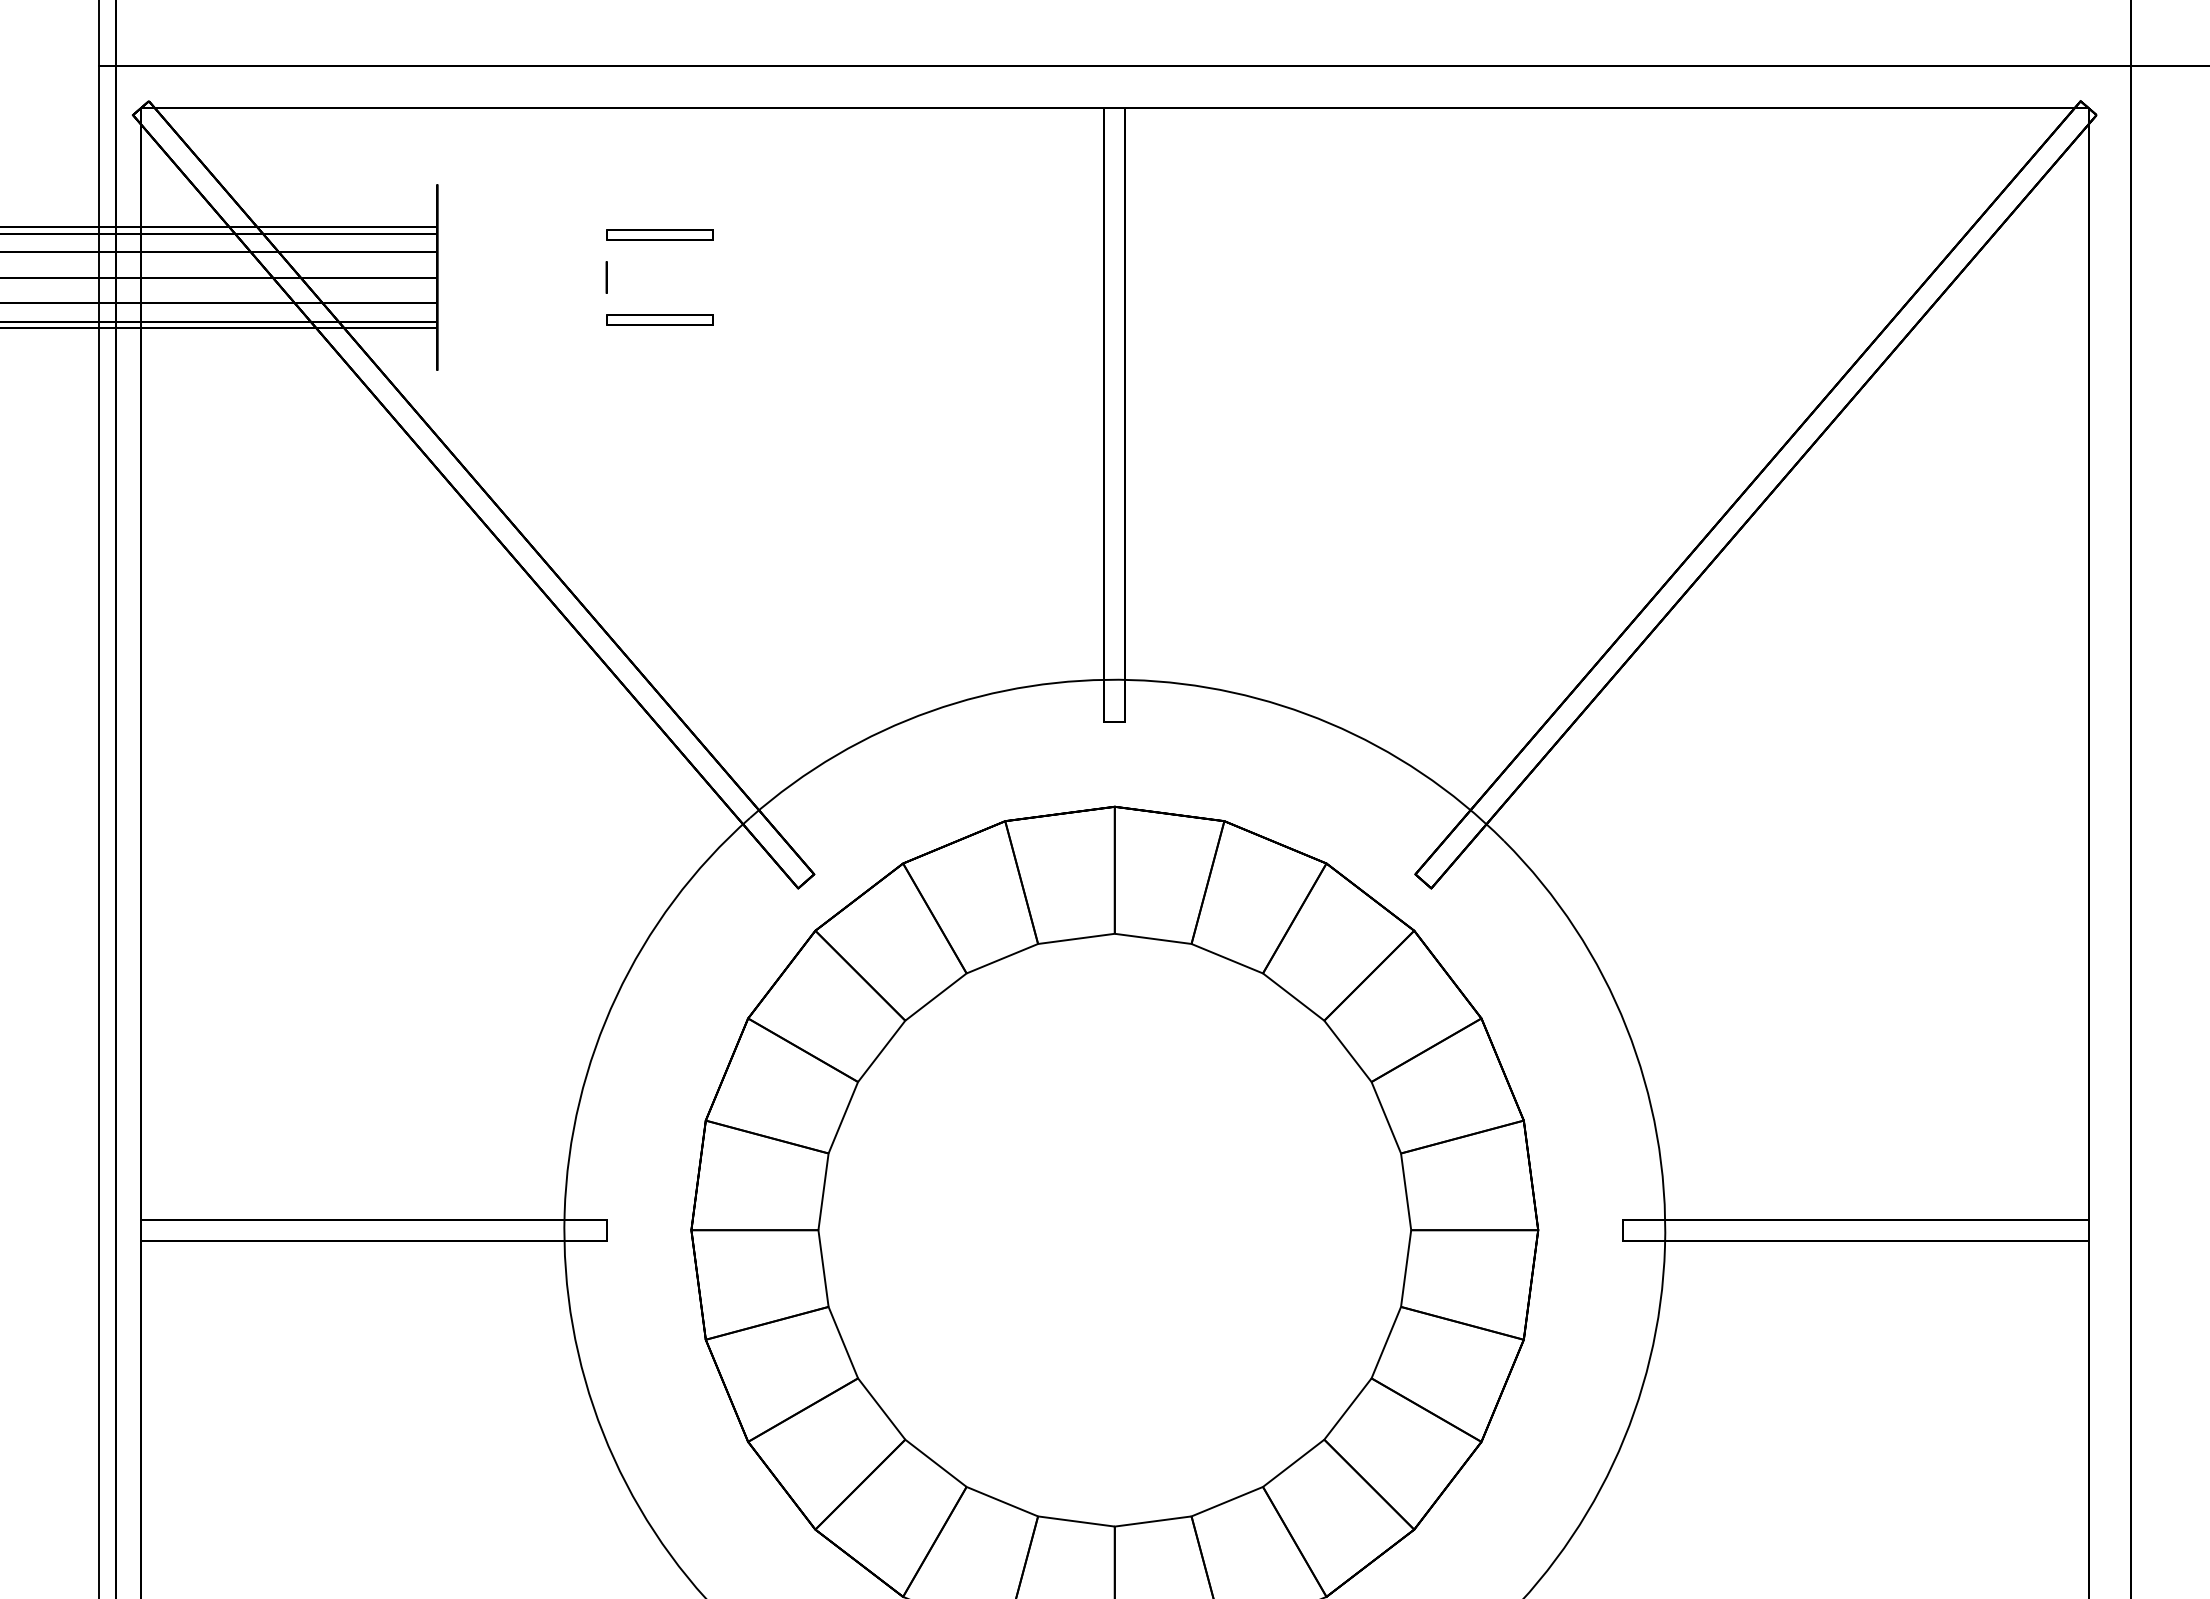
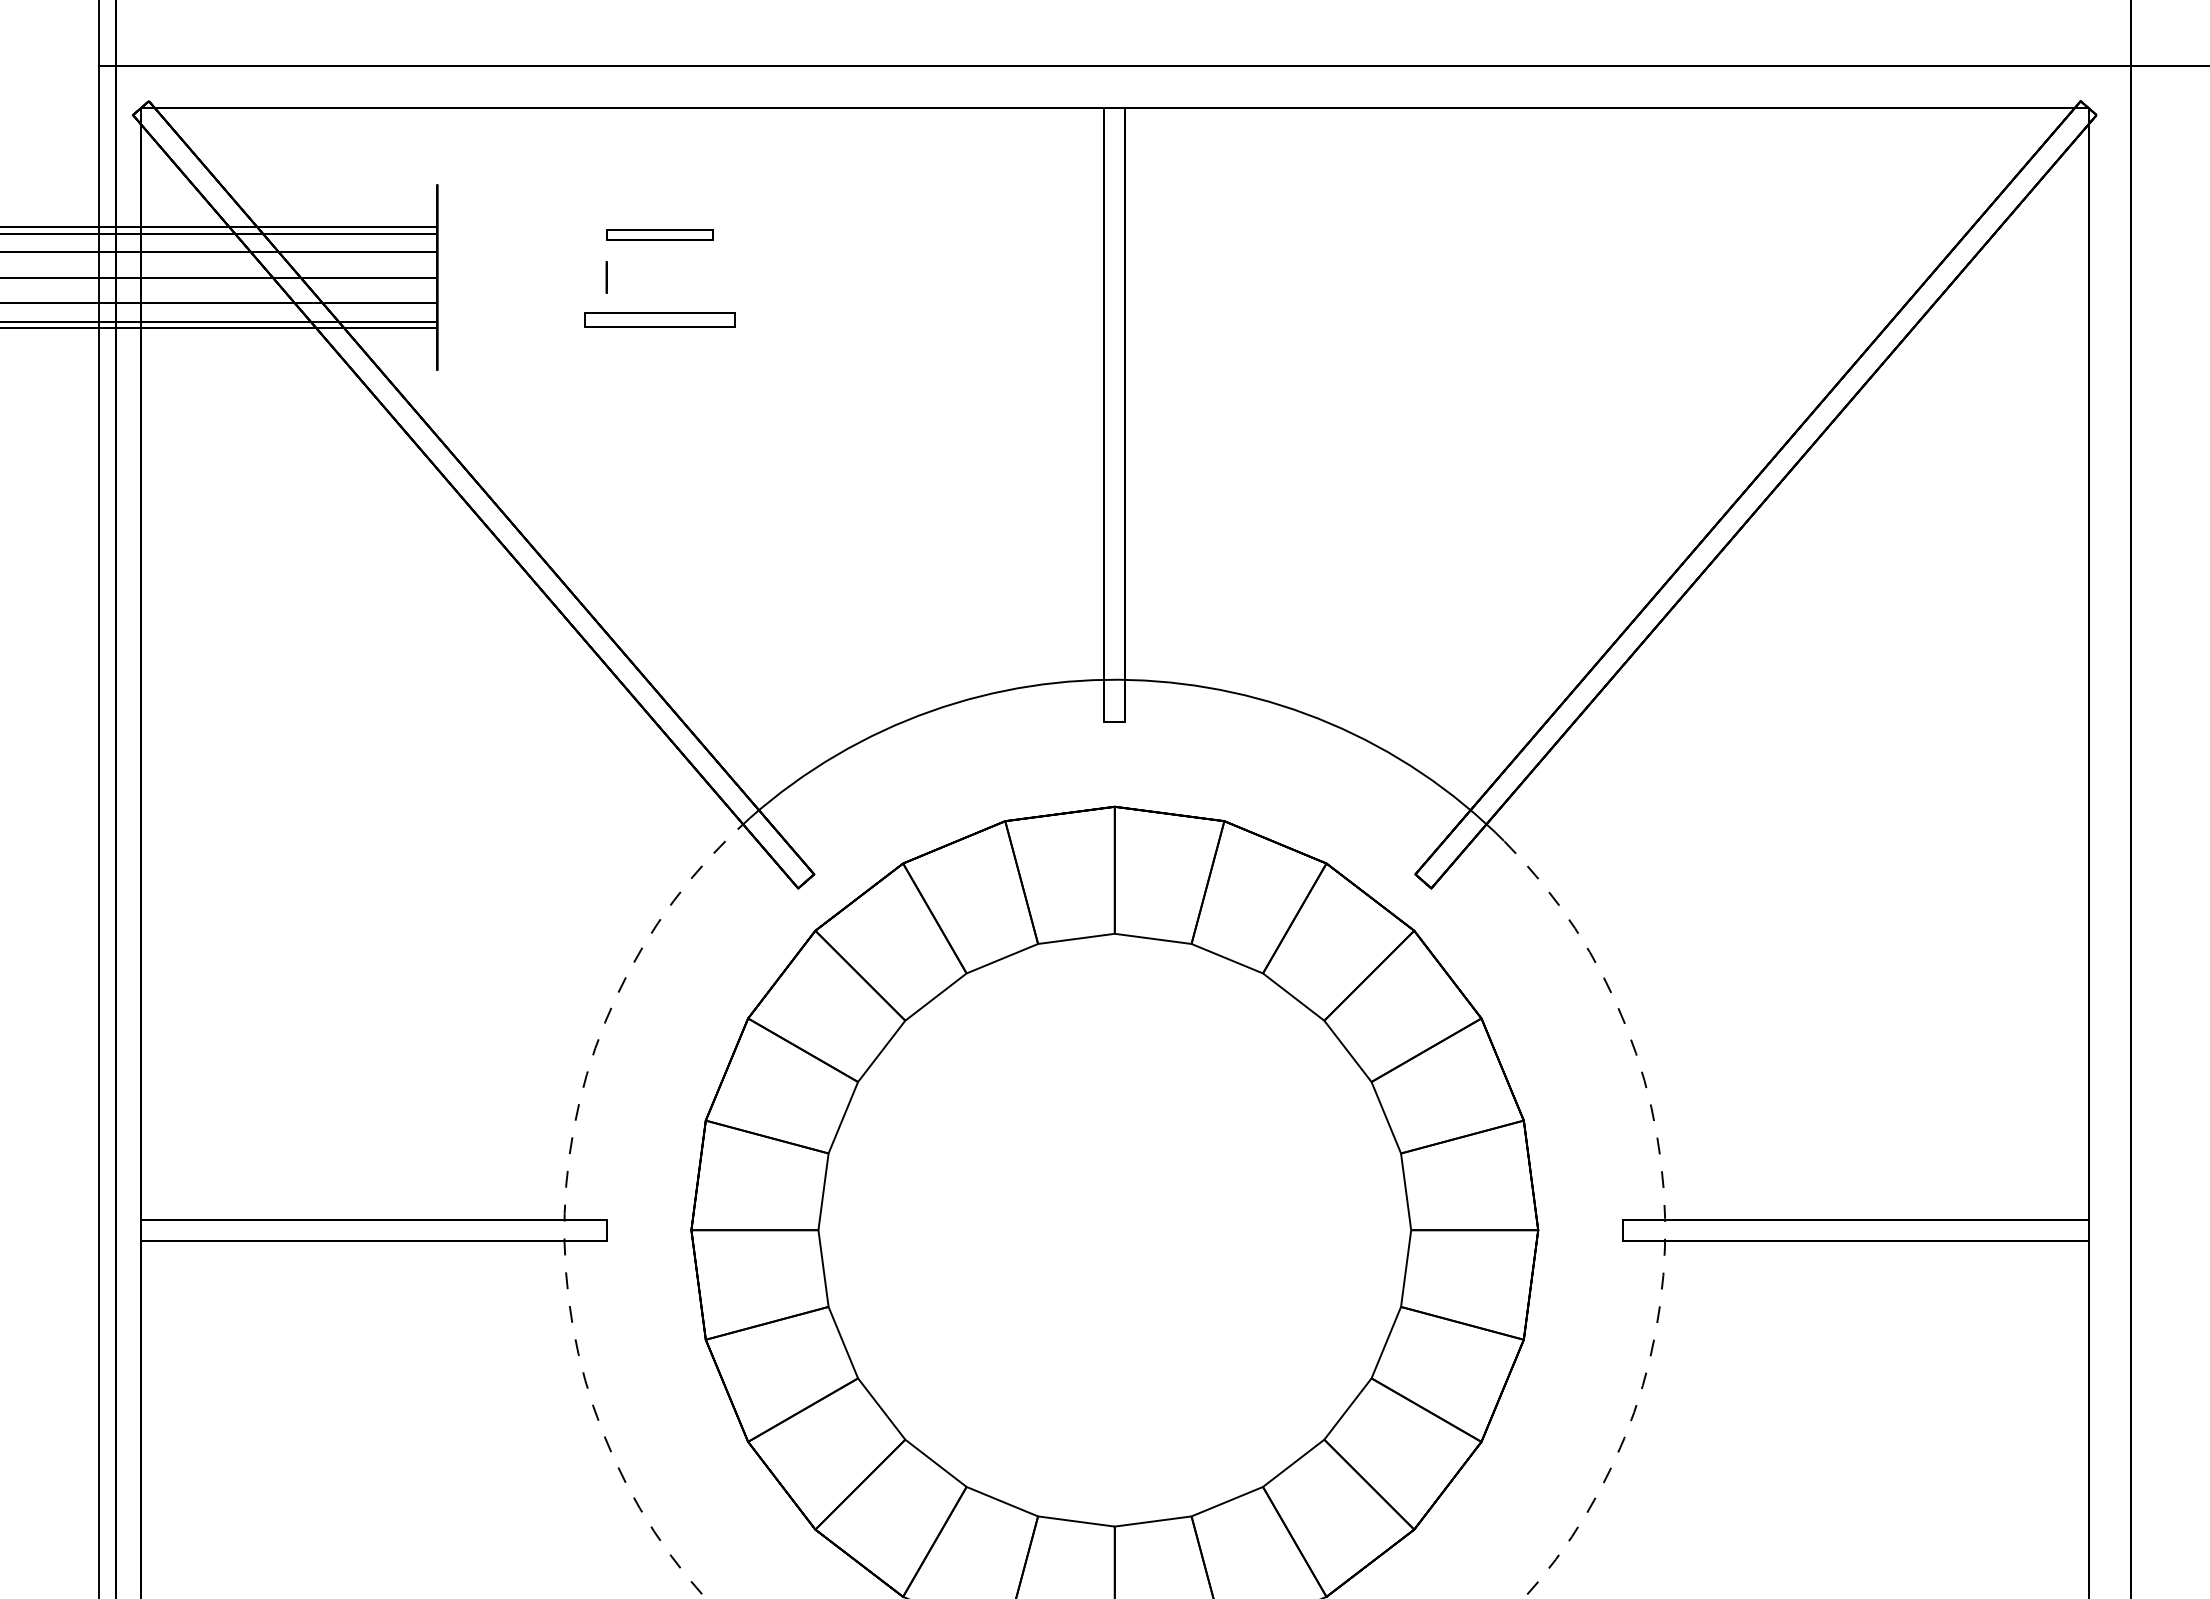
part size: 108x12 px -> 152x16 px (659, 319)
arc: solid -> dashed (565, 1199)
arc: solid -> dashed (1665, 1215)
